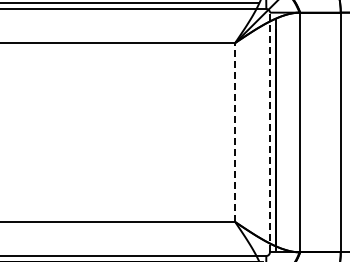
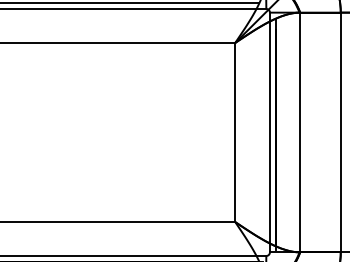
line: dashed -> solid (235, 132)
line: dashed -> solid (269, 132)
